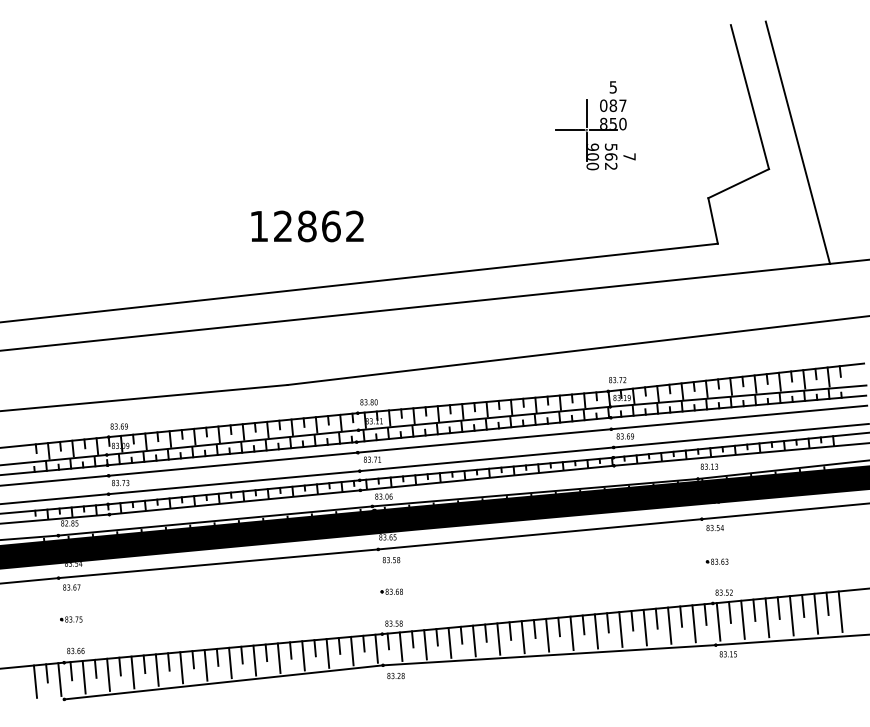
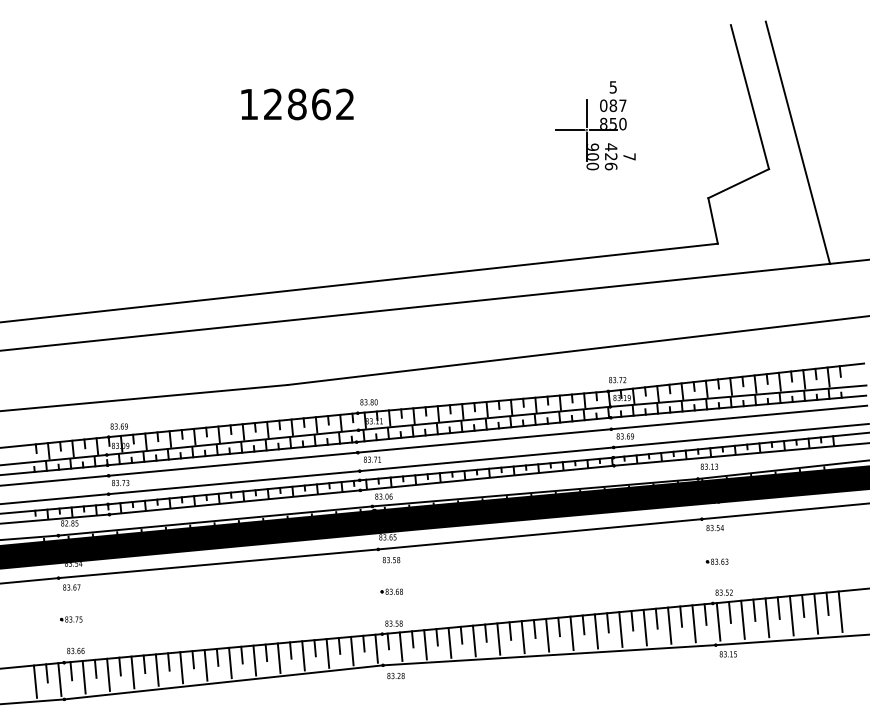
text: 562 -> 426 (610, 156)
text position: (307, 226) -> (297, 104) (297, 104)
line: none -> present (33, 701)
